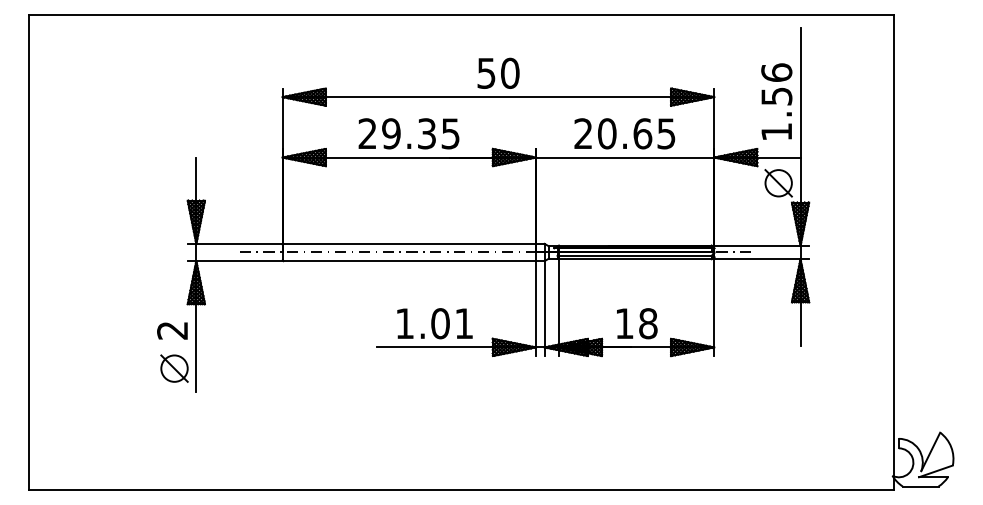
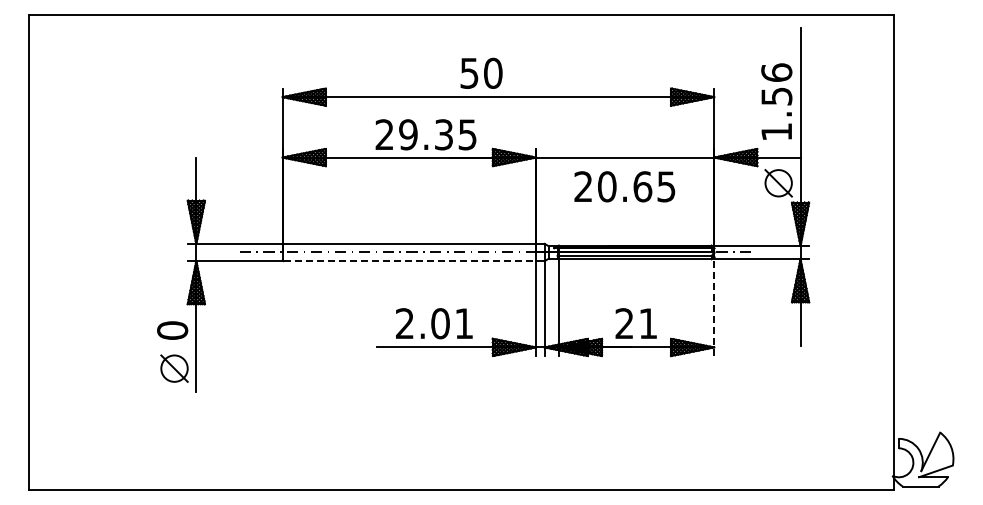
text position: (498, 72) -> (481, 72) (481, 72)
text position: (408, 133) -> (425, 134) (425, 134)
text position: (624, 133) -> (624, 186) (624, 186)
line: solid -> dashed (410, 261)
line: solid -> dashed (714, 307)
text: 1.01 -> 2.01 (404, 323)
text: 18 -> 21 (636, 323)
text: 2 -> 0 (172, 330)
